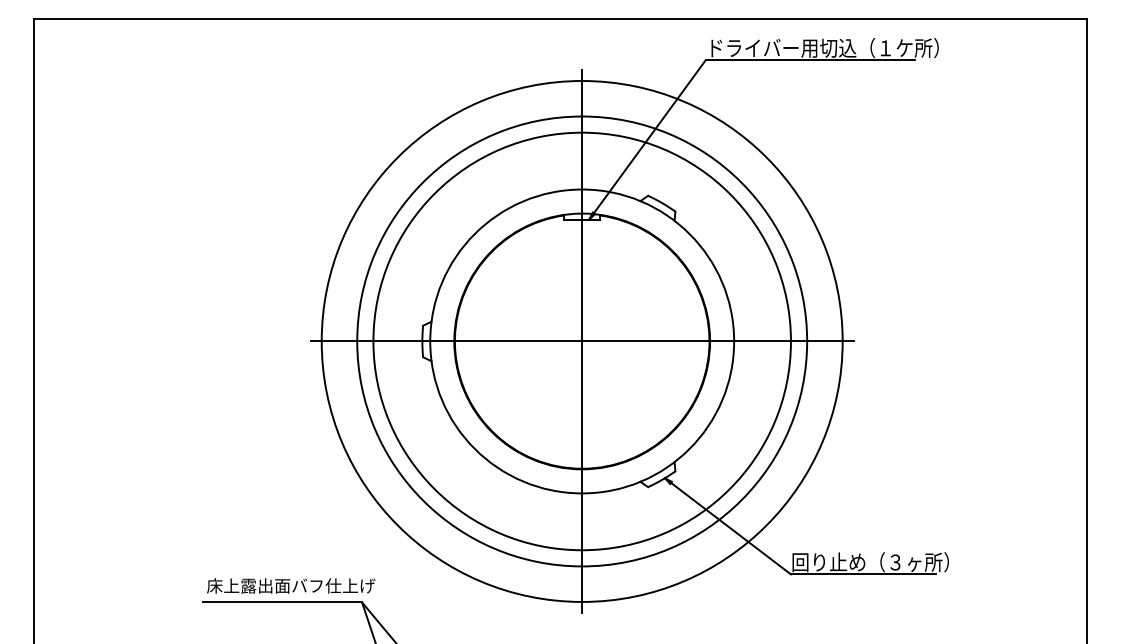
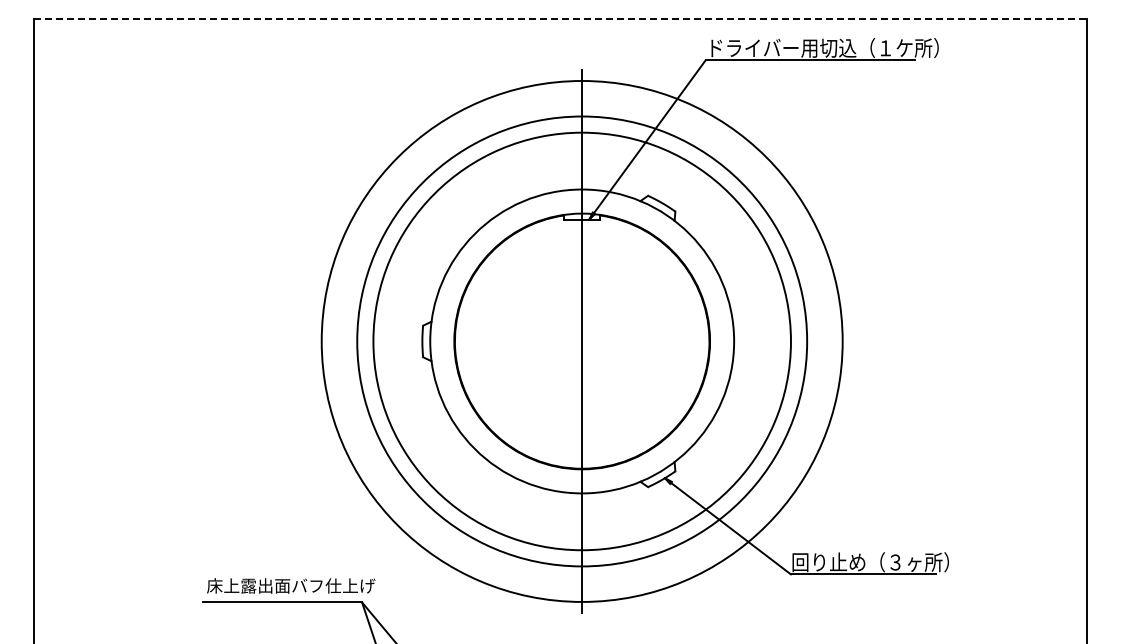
line: solid -> dashed (560, 19)
line: present -> none (581, 341)
